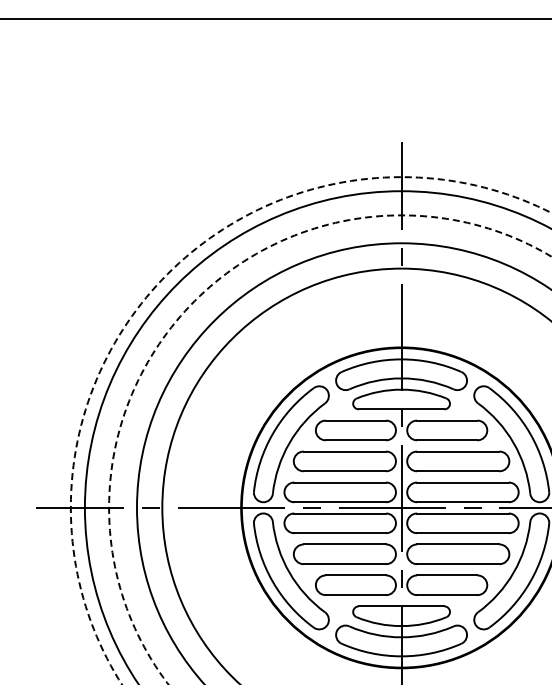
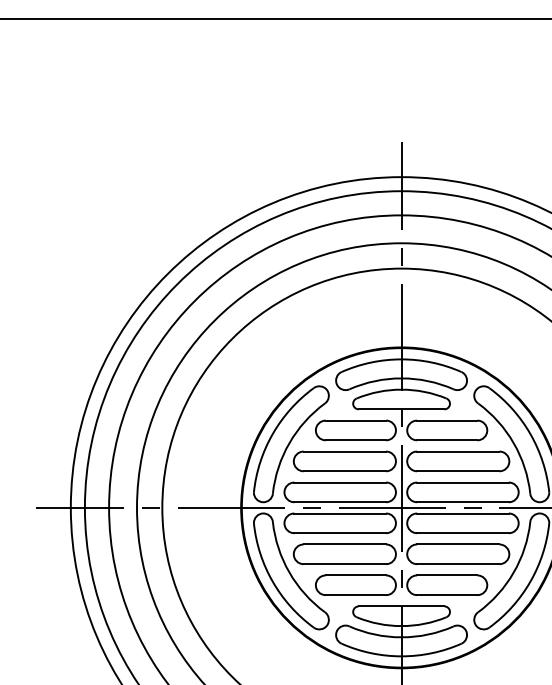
circle: dashed -> solid (310, 430)
circle: dashed -> solid (330, 449)
